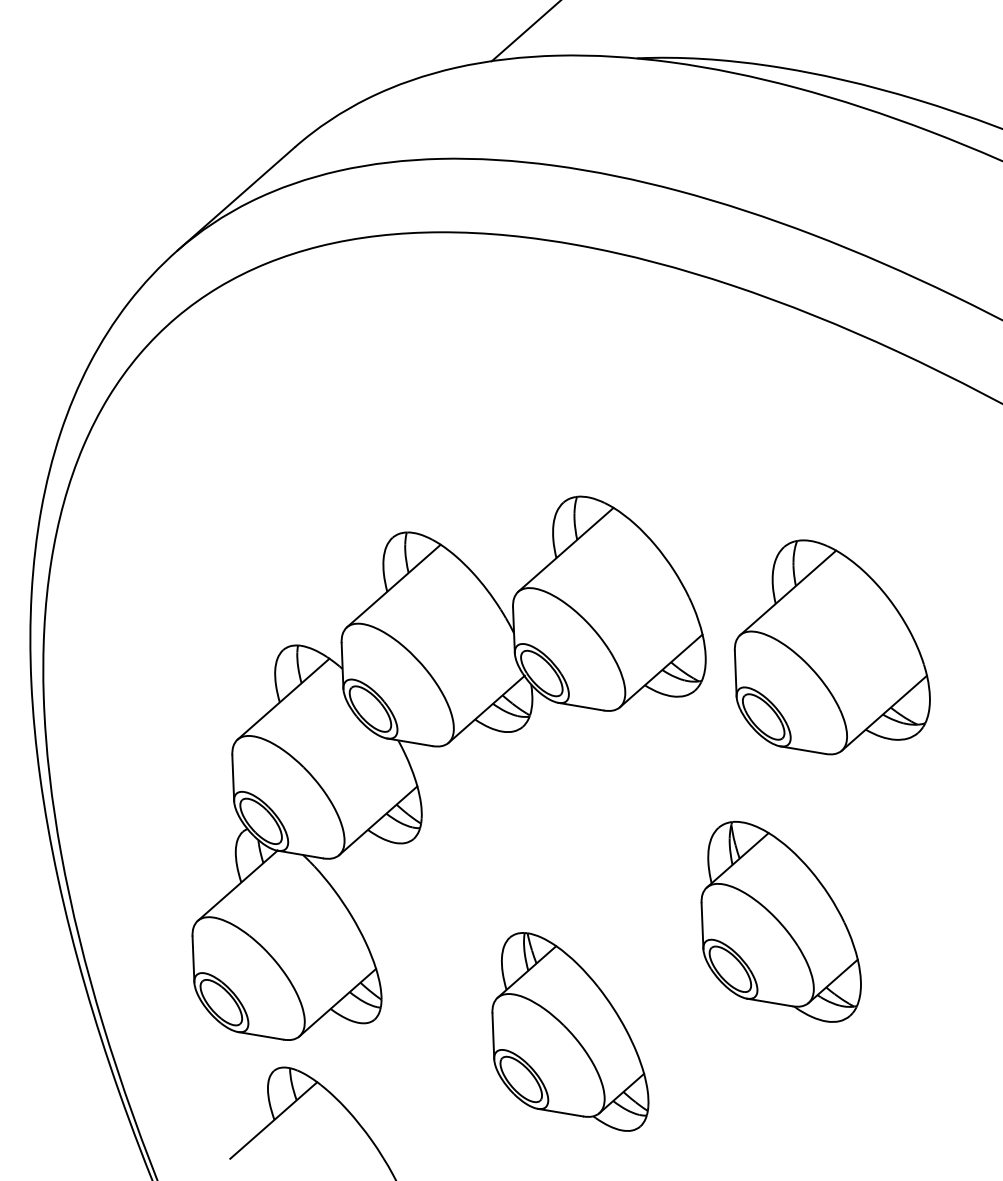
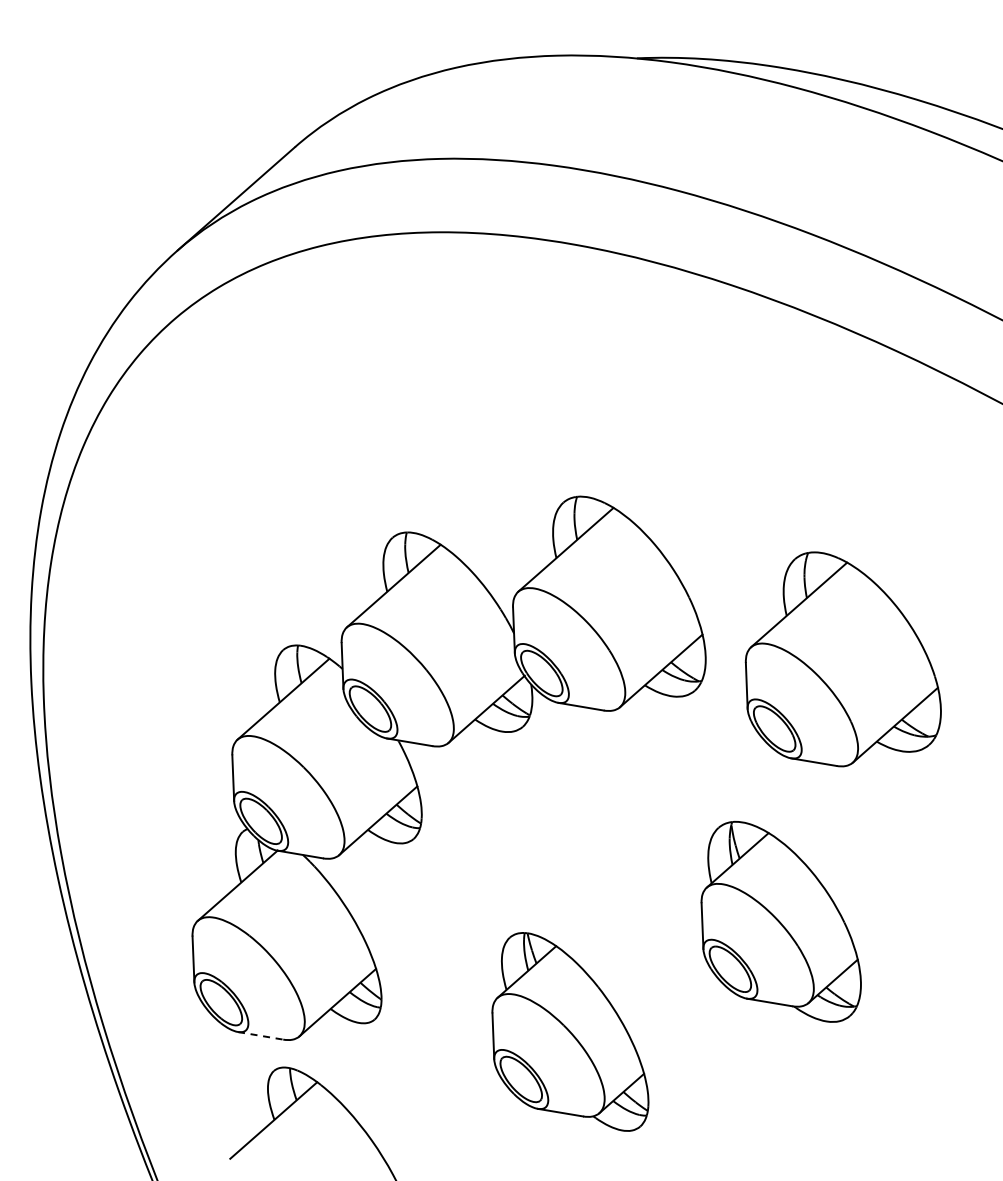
line: present -> none (524, 31)
part position: (831, 647) -> (842, 659) (842, 659)
line: solid -> dashed (260, 1035)
